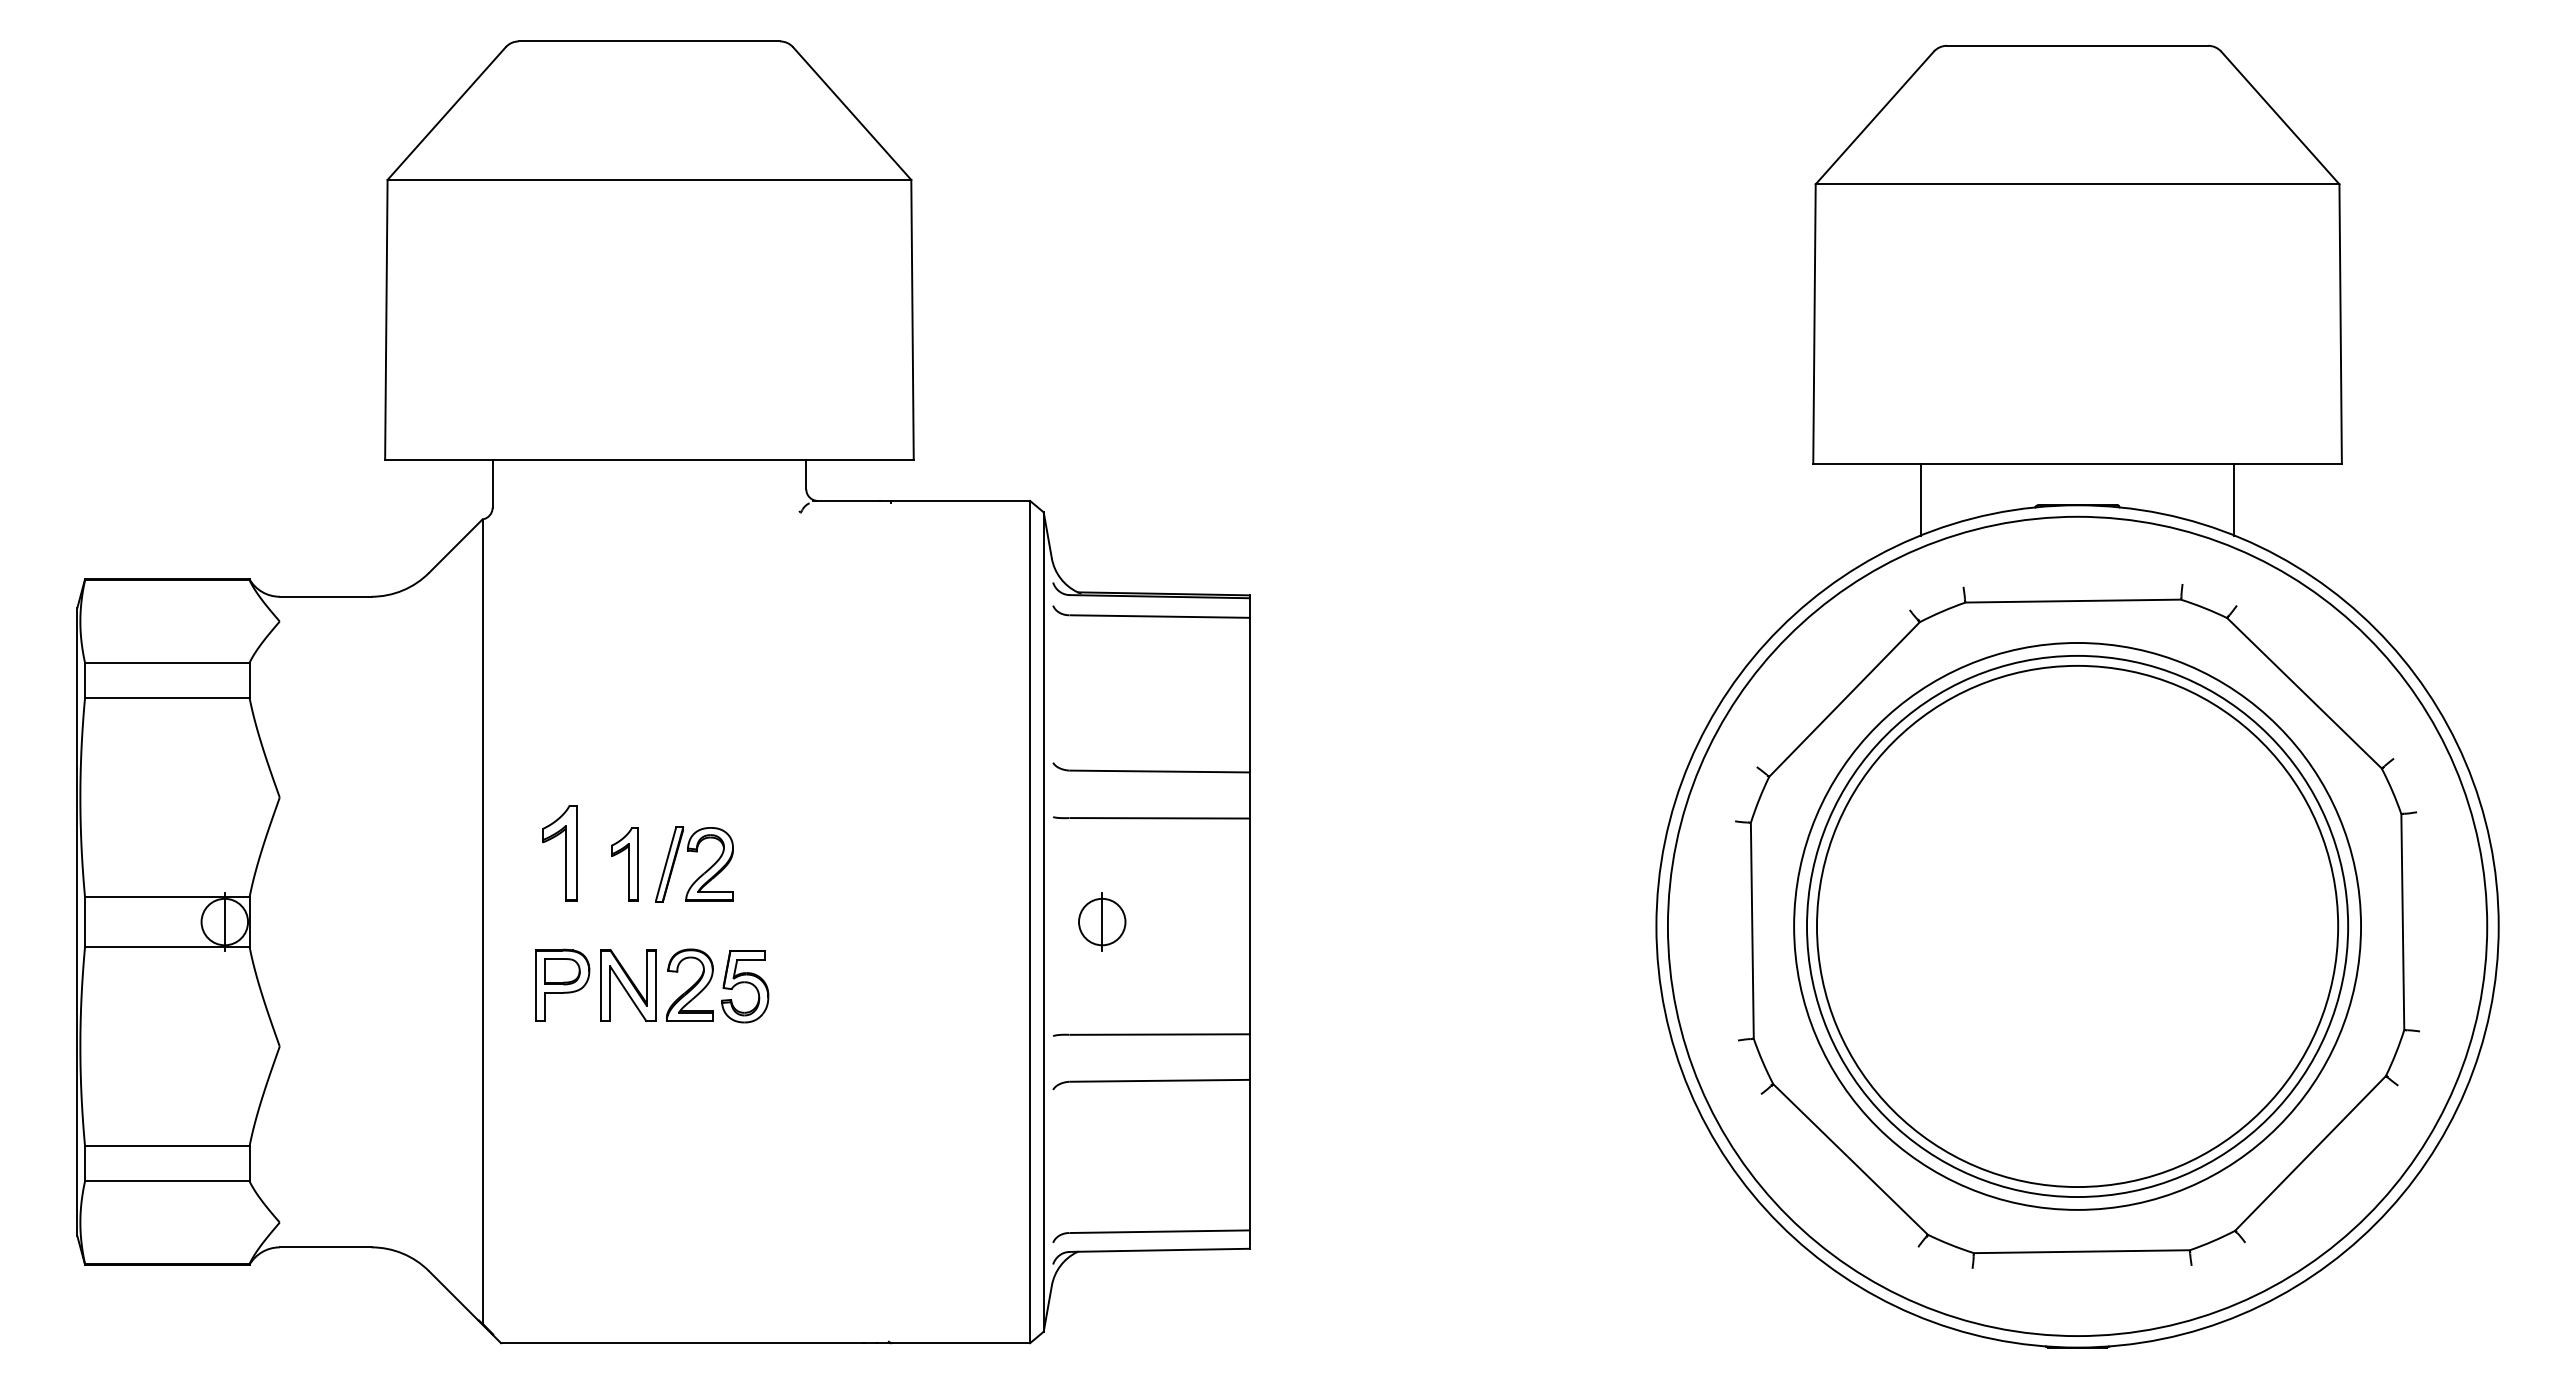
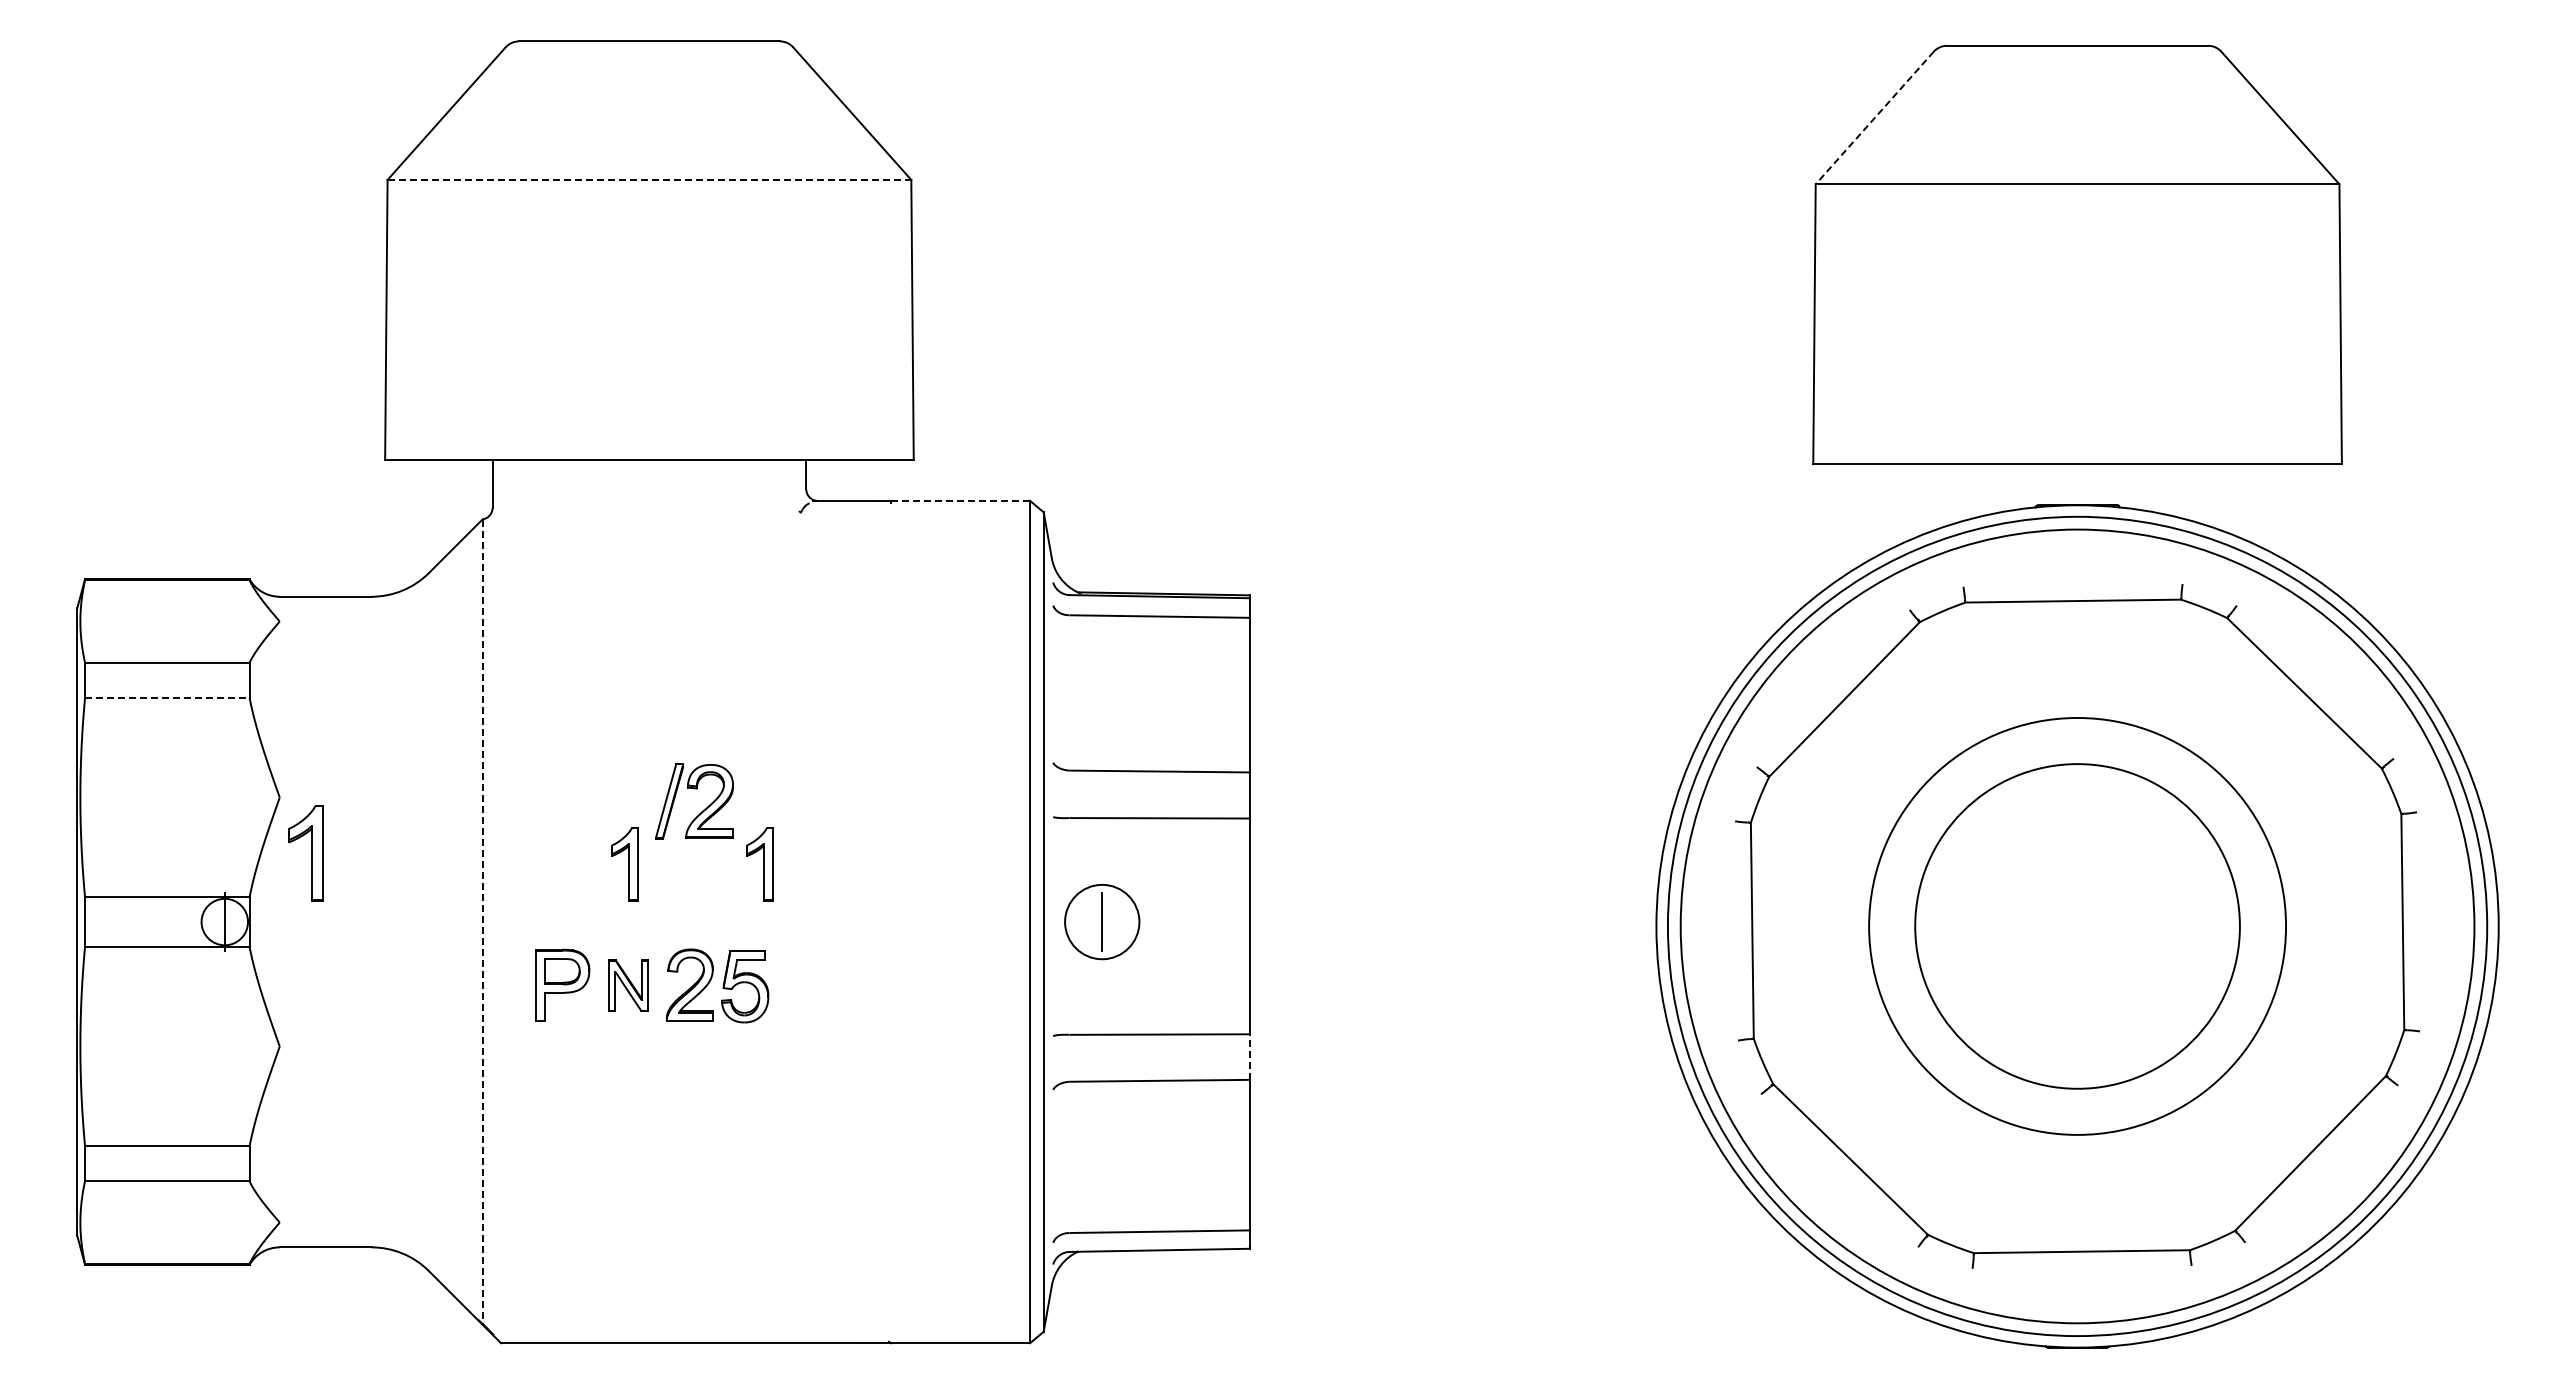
line: solid -> dashed (1874, 117)
line: solid -> dashed (649, 179)
line: present -> none (1920, 499)
line: present -> none (2234, 499)
line: solid -> dashed (960, 500)
line: solid -> dashed (167, 697)
part position: (694, 852) -> (694, 789) (694, 789)
part position: (559, 853) -> (305, 853) (305, 853)
part: none -> present (759, 864)
line: solid -> dashed (482, 921)
circle diameter: 46 px -> 74 px (1102, 921)
circle diameter: 567 px -> 794 px (2077, 926)
circle diameter: 521 px -> 417 px (2077, 925)
circle diameter: 541 px -> 325 px (2077, 926)
part size: 57x73 px -> 41x53 px (628, 985)
line: solid -> dashed (1249, 1057)
